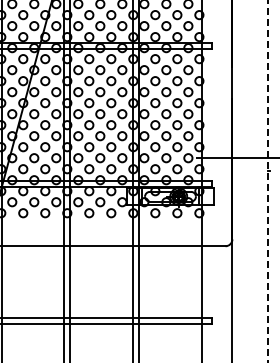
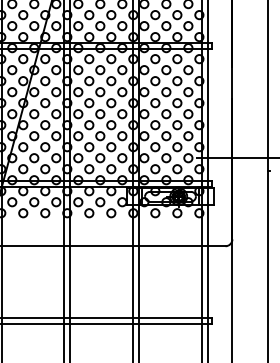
line: none -> present (207, 180)
line: dashed -> solid (268, 181)
